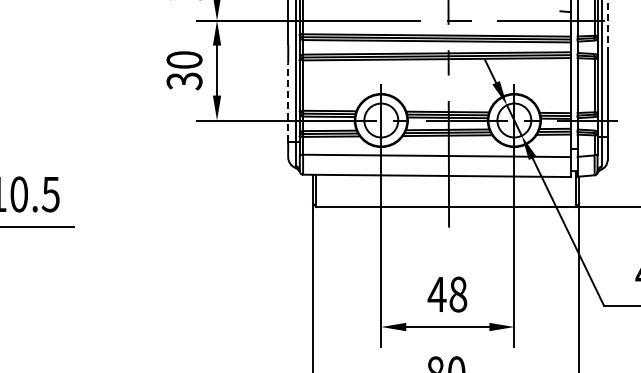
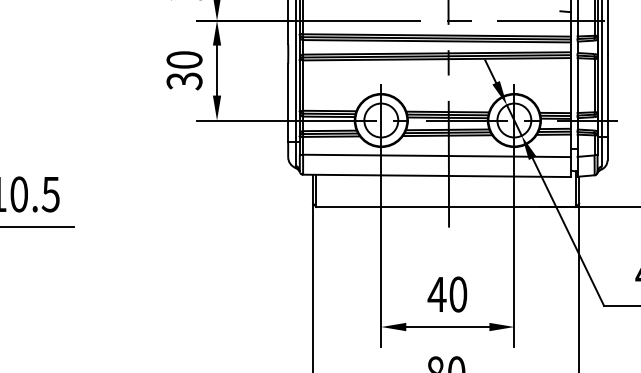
line: dashed -> solid (607, 27)
line: dashed -> solid (288, 102)
text: 48 -> 40 (458, 294)
